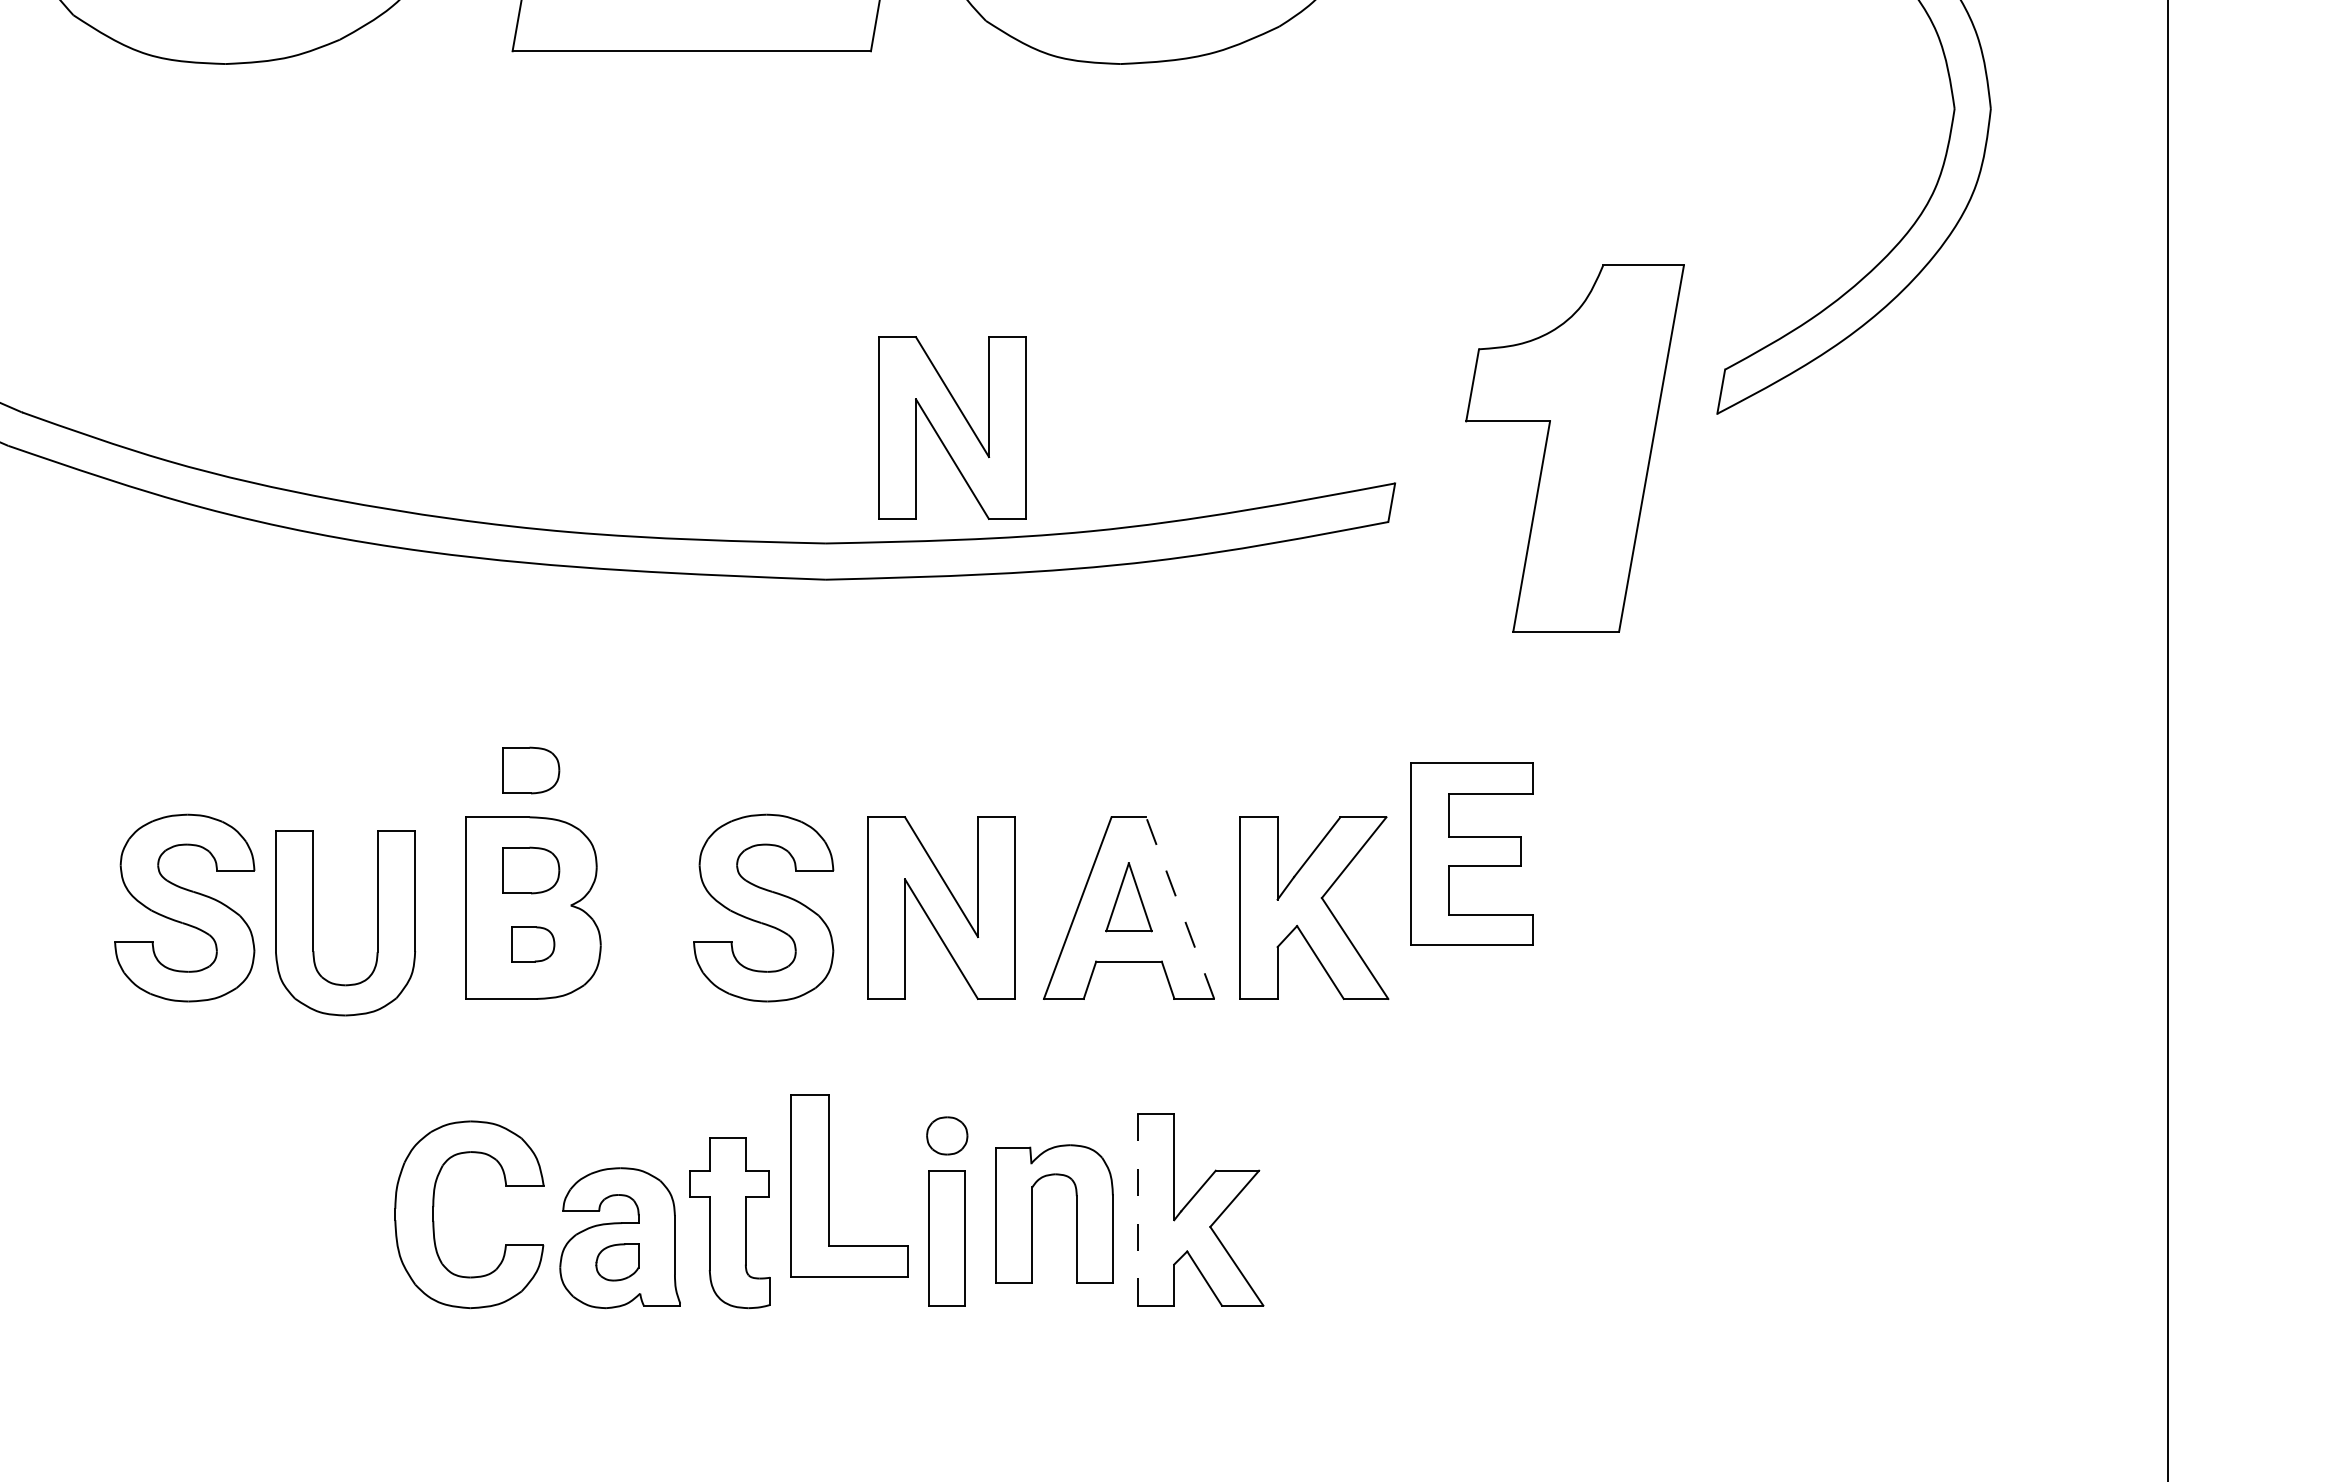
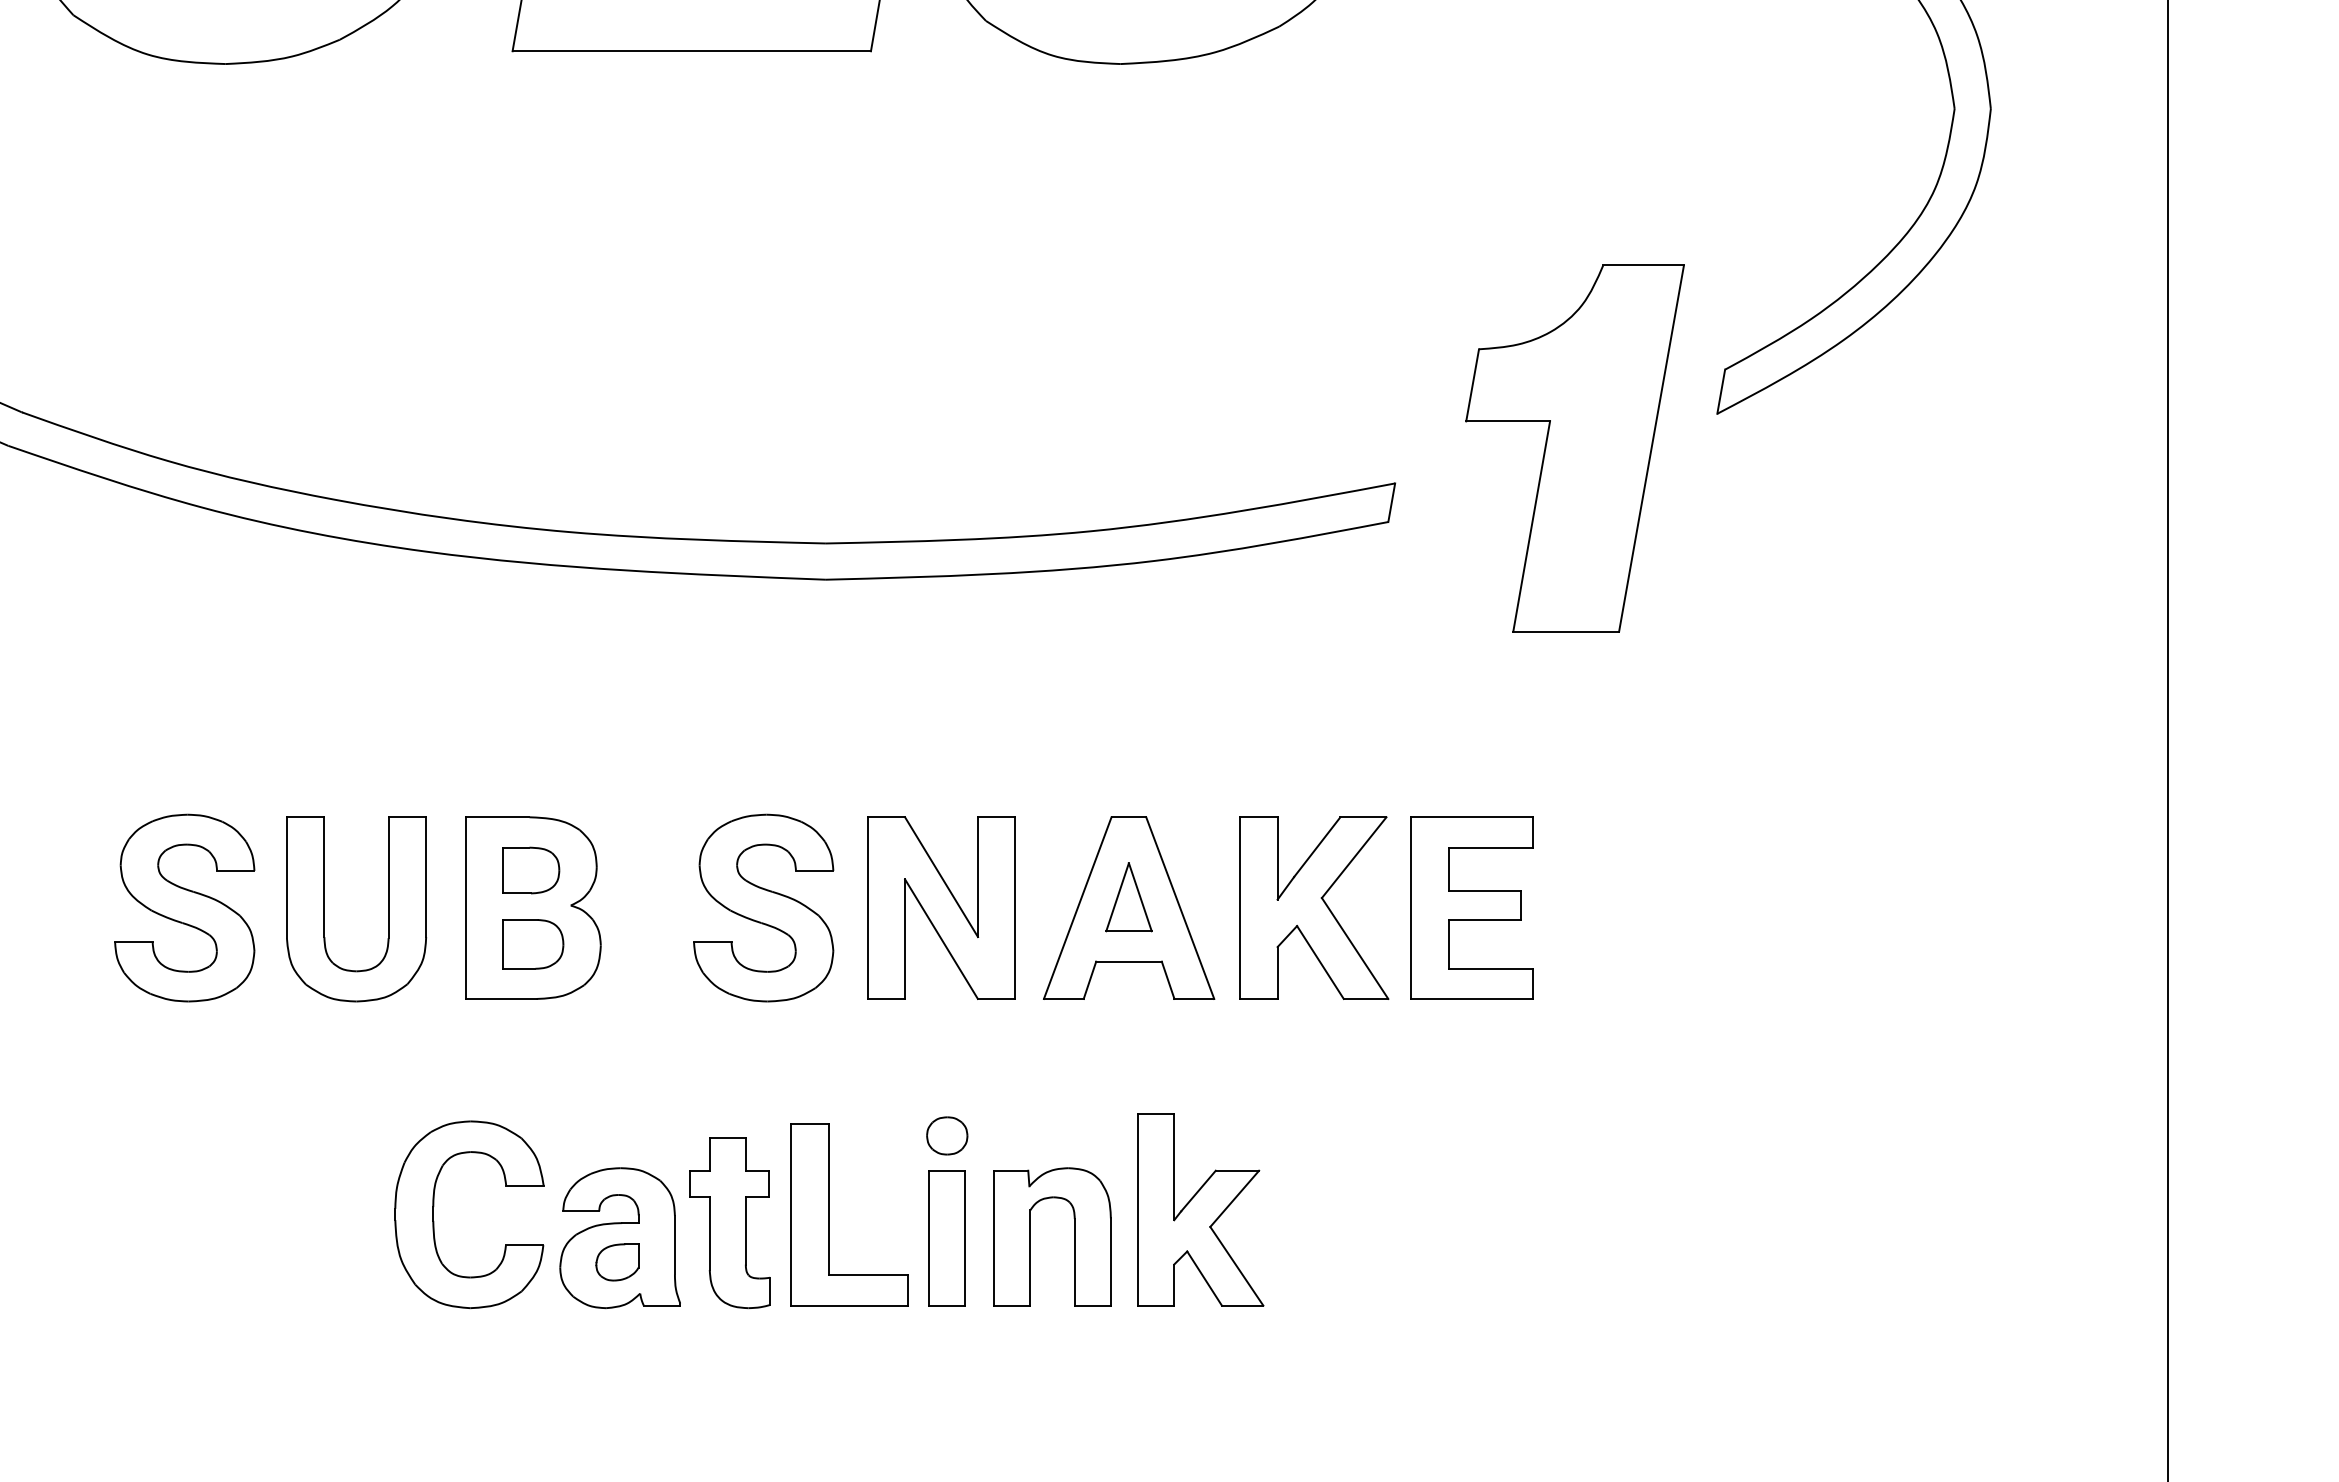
part: present -> none (952, 427)
part: present -> none (531, 770)
part position: (1471, 853) -> (1471, 907) (1471, 907)
line: dashed -> solid (1180, 908)
part position: (313, 923) -> (324, 909) (324, 909)
part size: 45x37 px -> 63x51 px (533, 944)
part position: (829, 1185) -> (829, 1214) (829, 1214)
line: dashed -> solid (1138, 1209)
part position: (1032, 1213) -> (1030, 1236) (1030, 1236)
